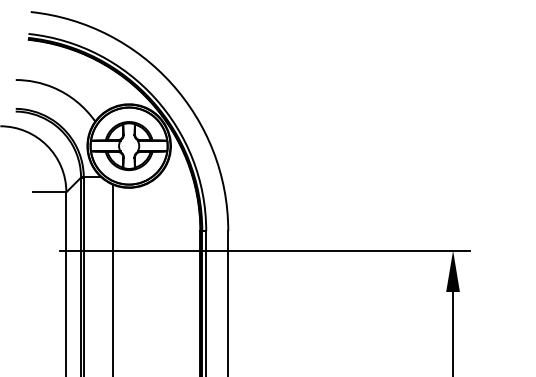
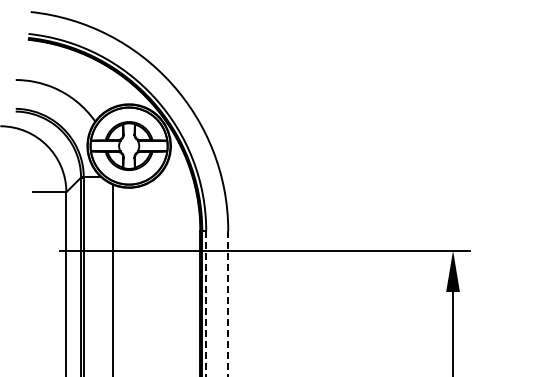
line: solid -> dashed (206, 304)
line: solid -> dashed (228, 304)
